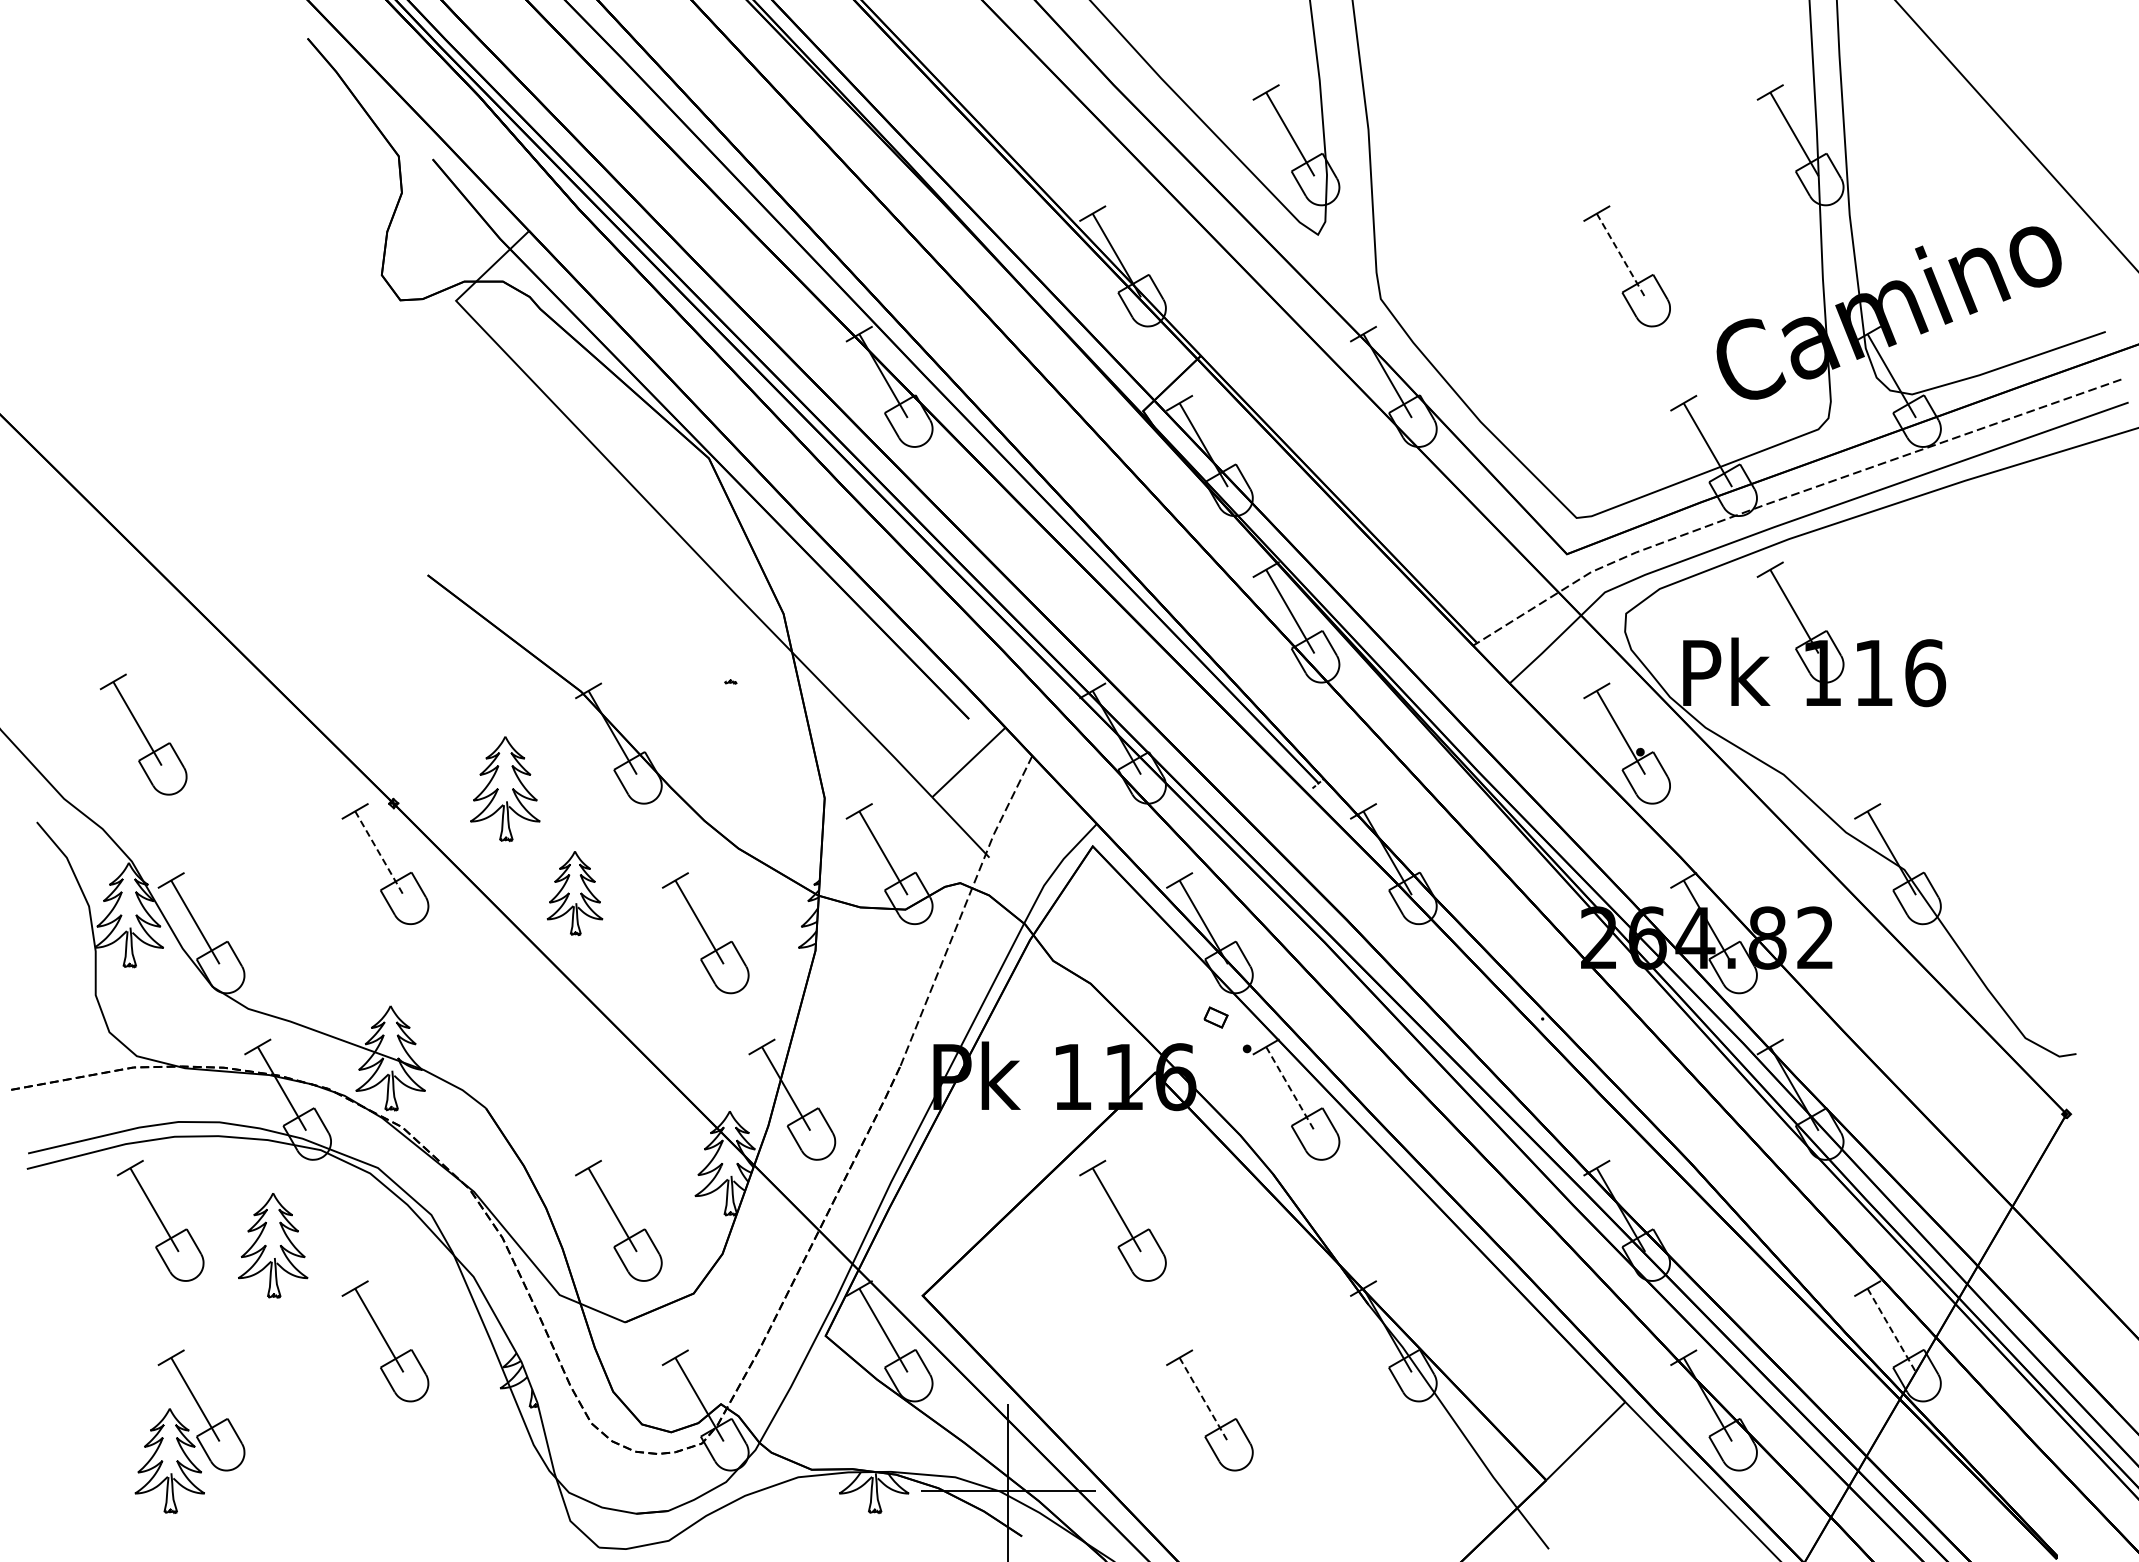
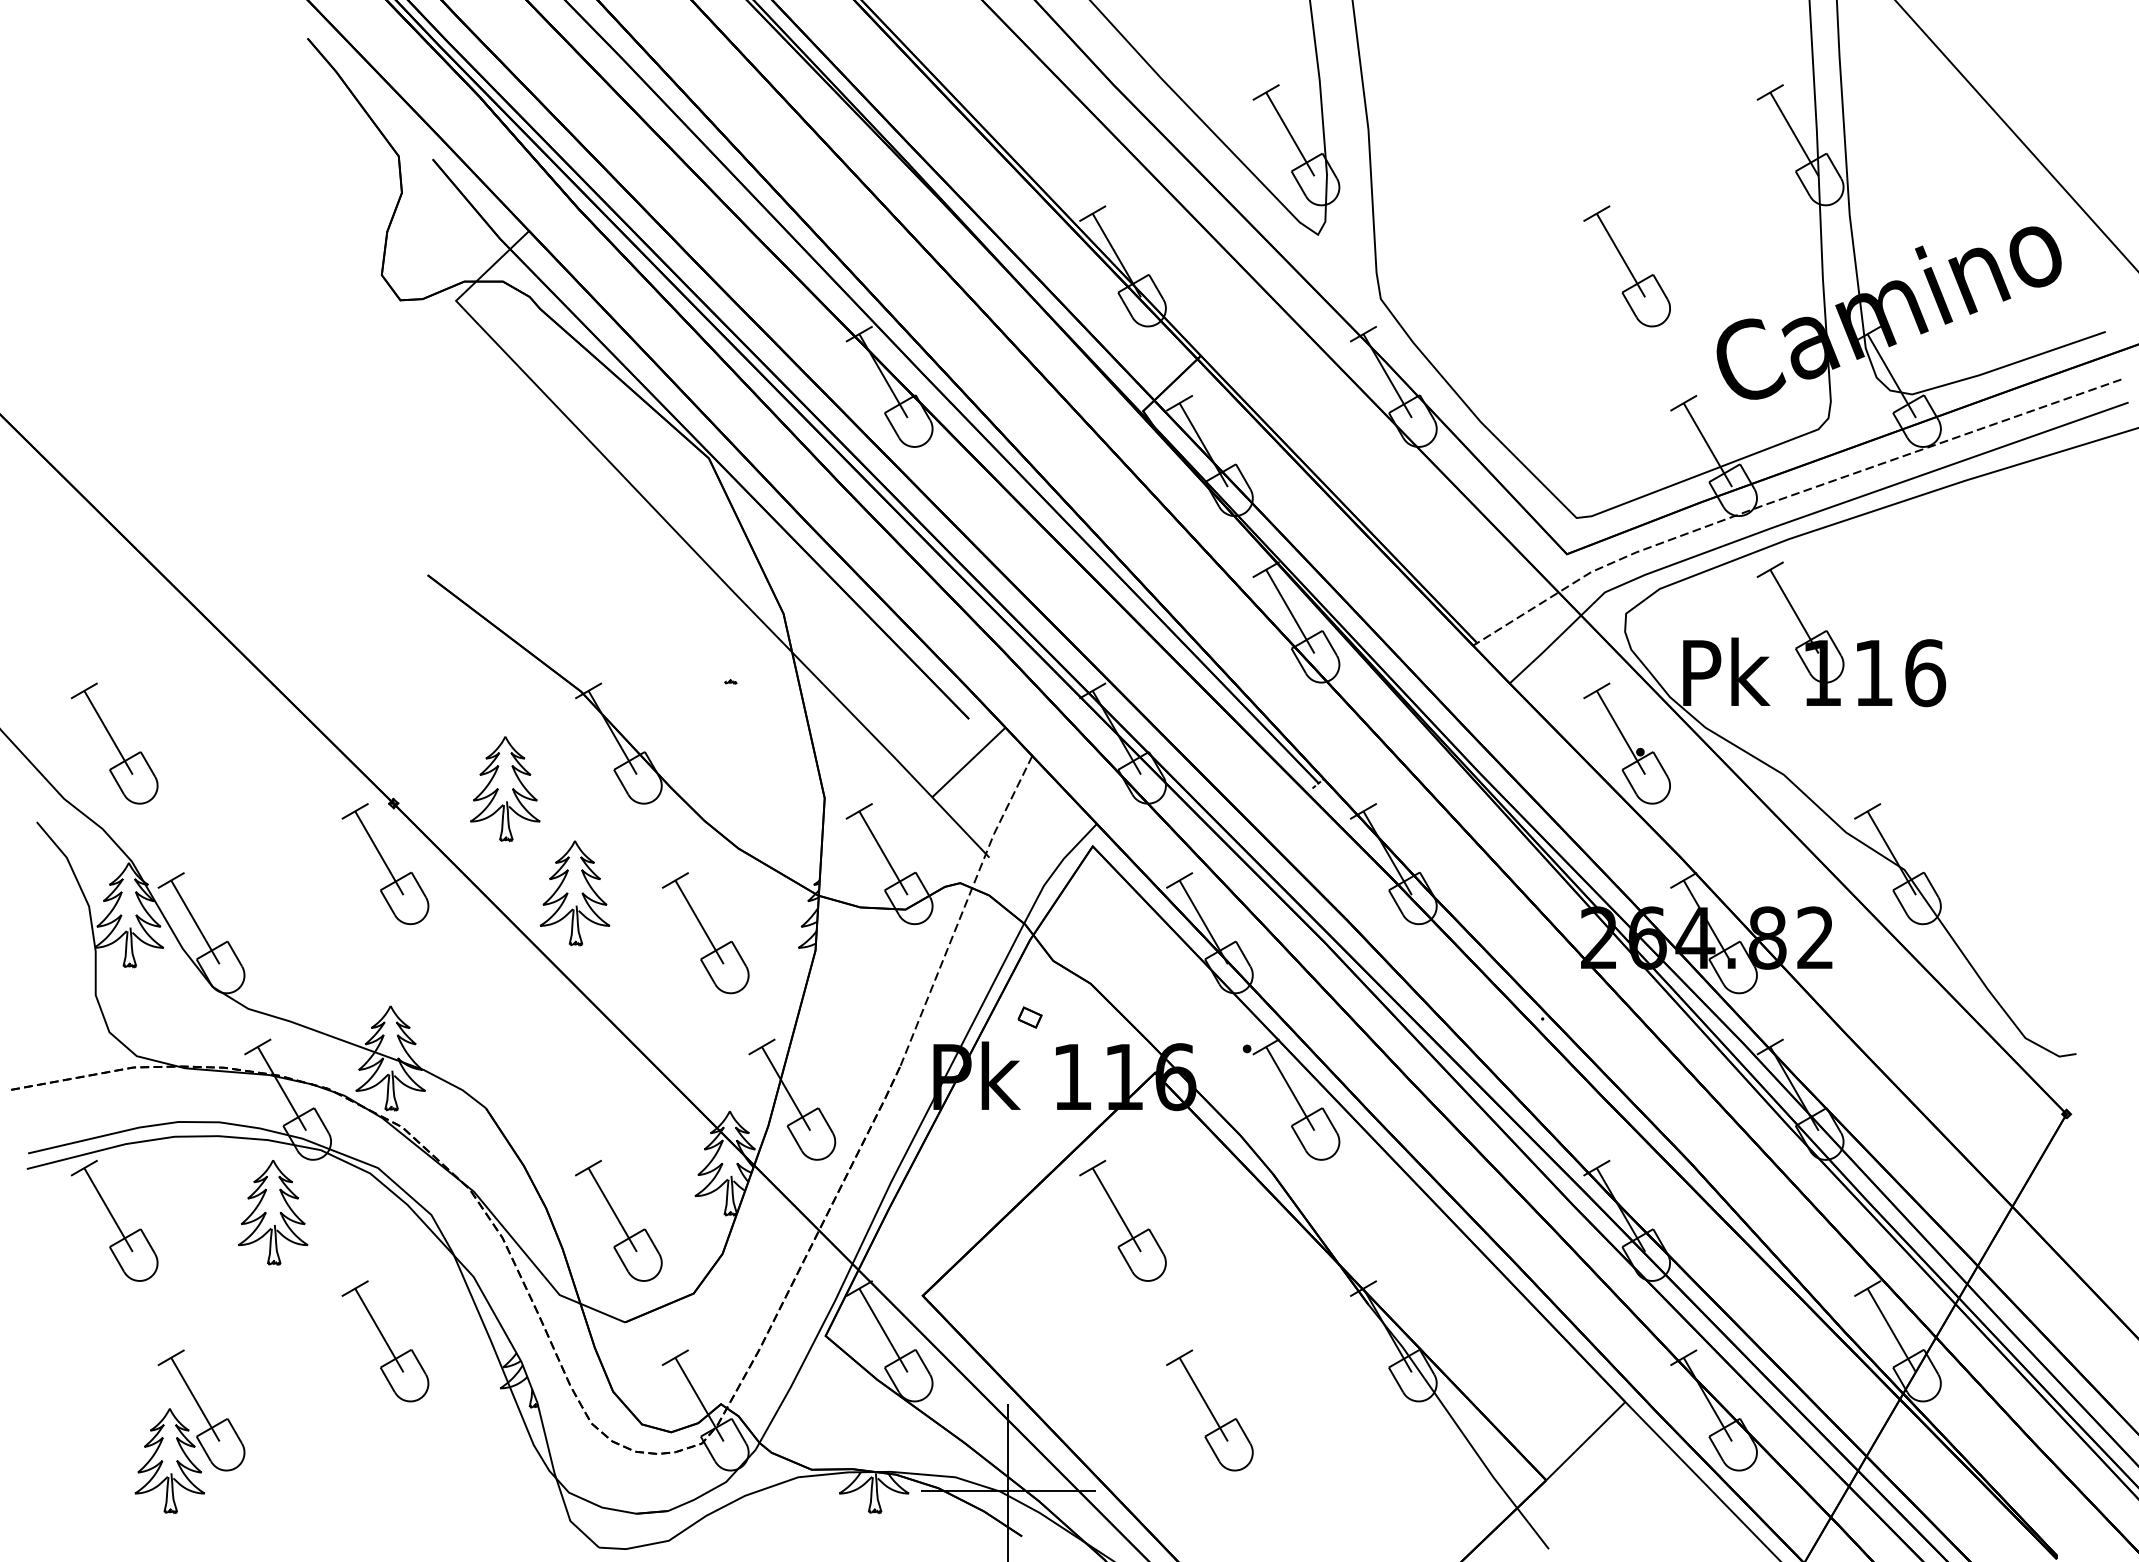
line: dashed -> solid (1621, 255)
part position: (143, 734) -> (114, 743) (114, 743)
line: dashed -> solid (379, 853)
part size: 58x86 px -> 72x107 px (574, 893)
part position: (1215, 1017) -> (1029, 1017) (1029, 1017)
line: dashed -> solid (1290, 1089)
part position: (160, 1220) -> (114, 1220) (114, 1220)
part position: (273, 1245) -> (273, 1212) (273, 1212)
line: dashed -> solid (1892, 1330)
line: dashed -> solid (1203, 1400)
